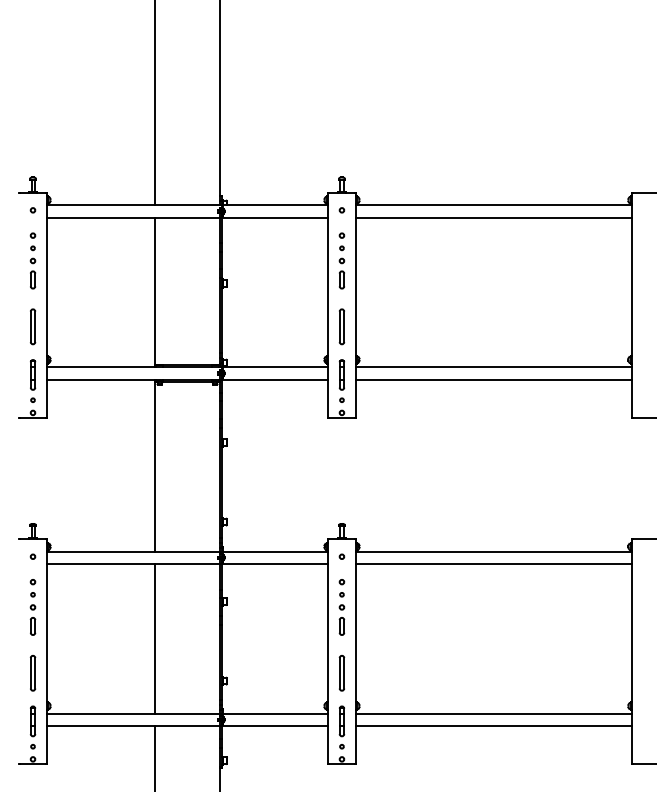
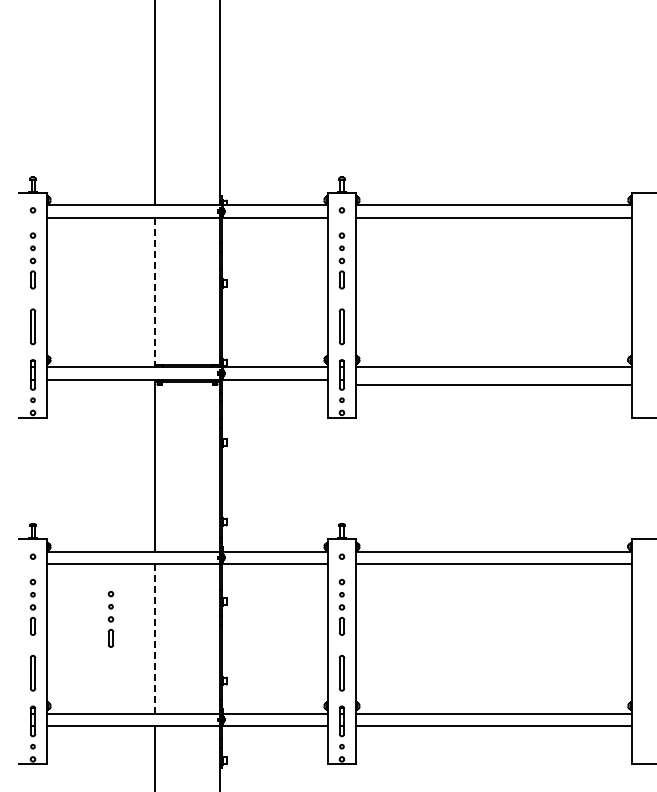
line: solid -> dashed (154, 291)
line position: (493, 380) -> (493, 385) (493, 385)
part: none -> present (110, 619)
line: solid -> dashed (154, 639)
